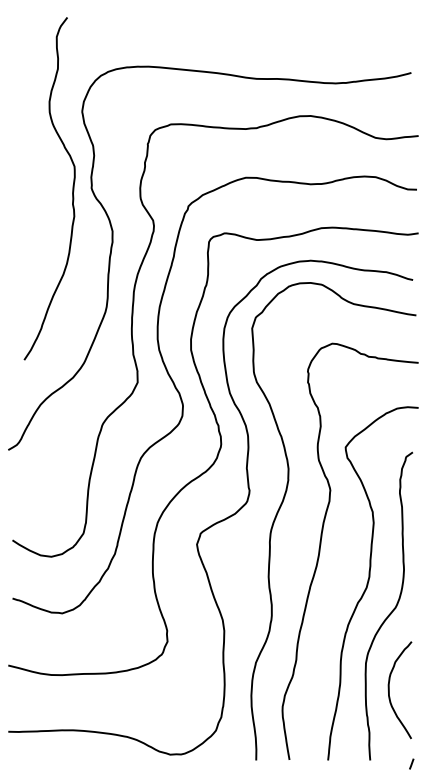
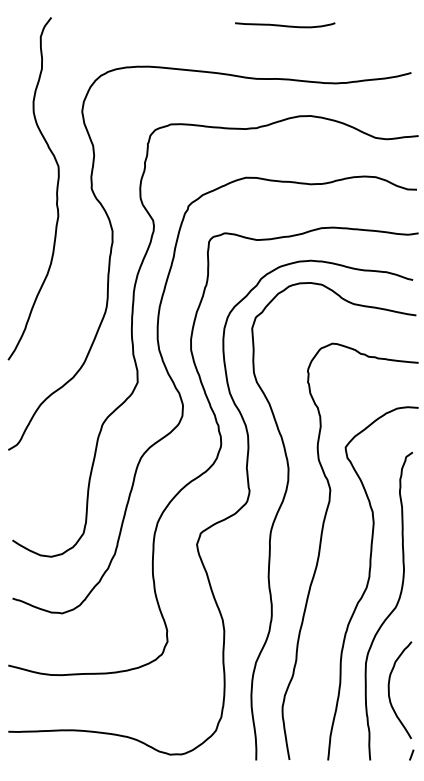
curve: none -> present (285, 25)
curve position: (72, 188) -> (56, 188) (56, 188)
line position: (411, 763) -> (411, 754) (411, 754)
